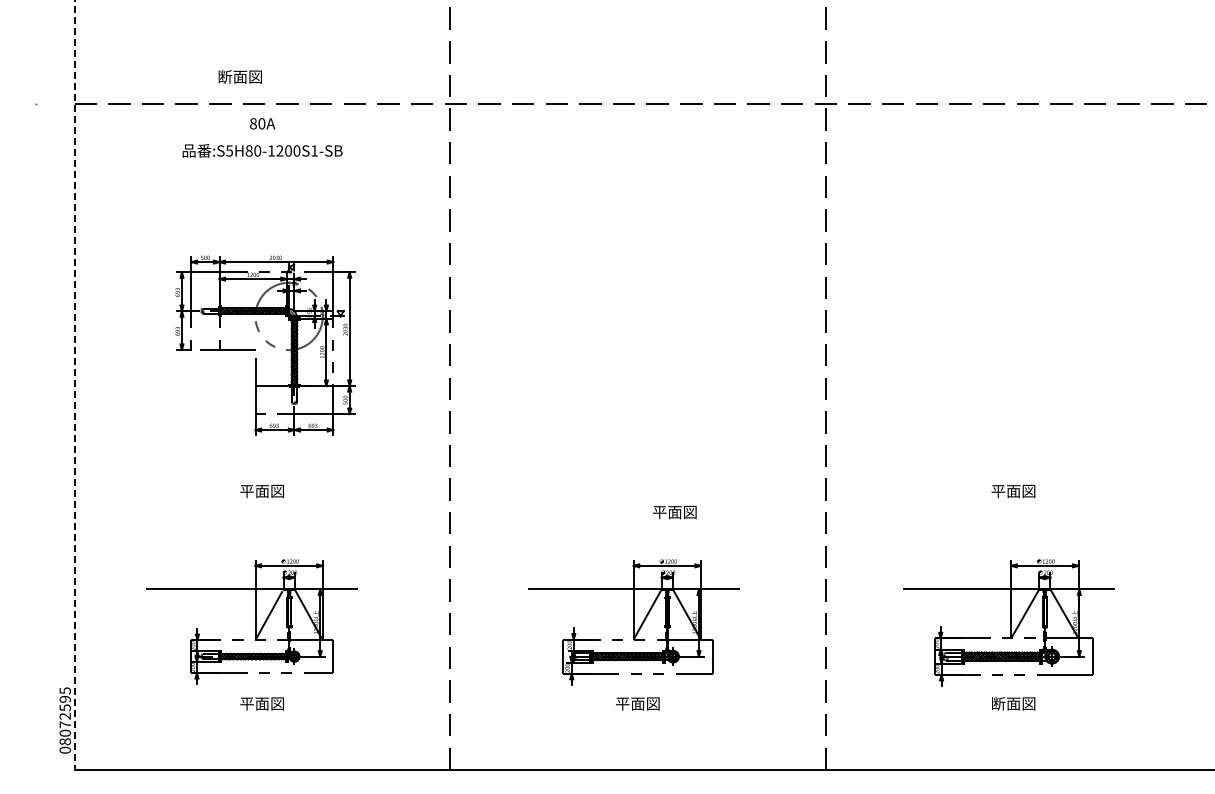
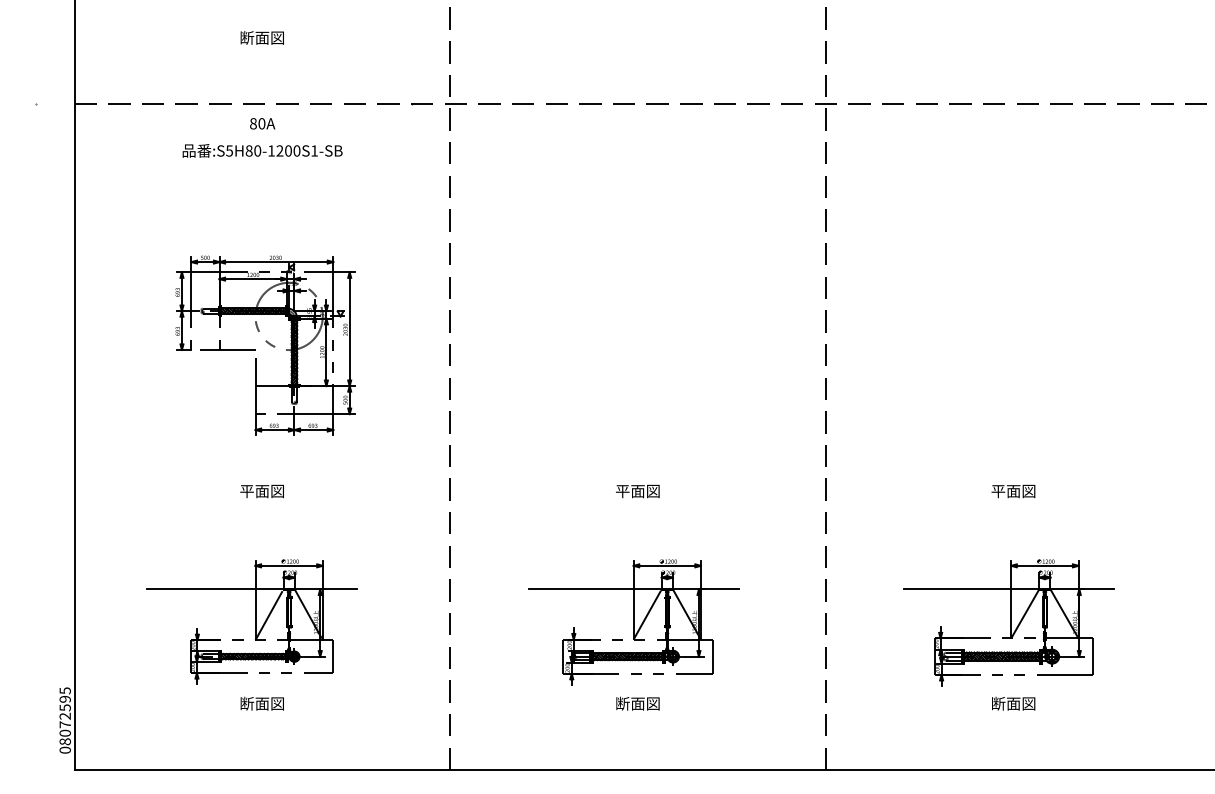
text position: (239, 76) -> (261, 37) (261, 37)
line: dashed -> solid (74, 385)
text position: (674, 512) -> (637, 491) (637, 491)
text: 平面図 -> 断面図 (247, 703)
text: 平面図 -> 断面図 (622, 703)
